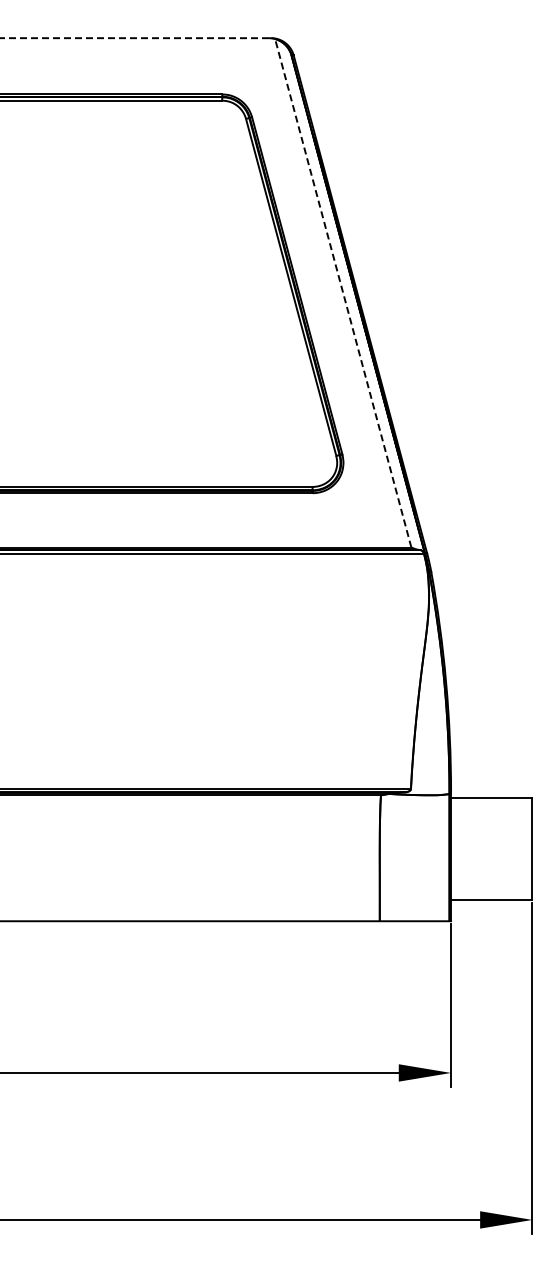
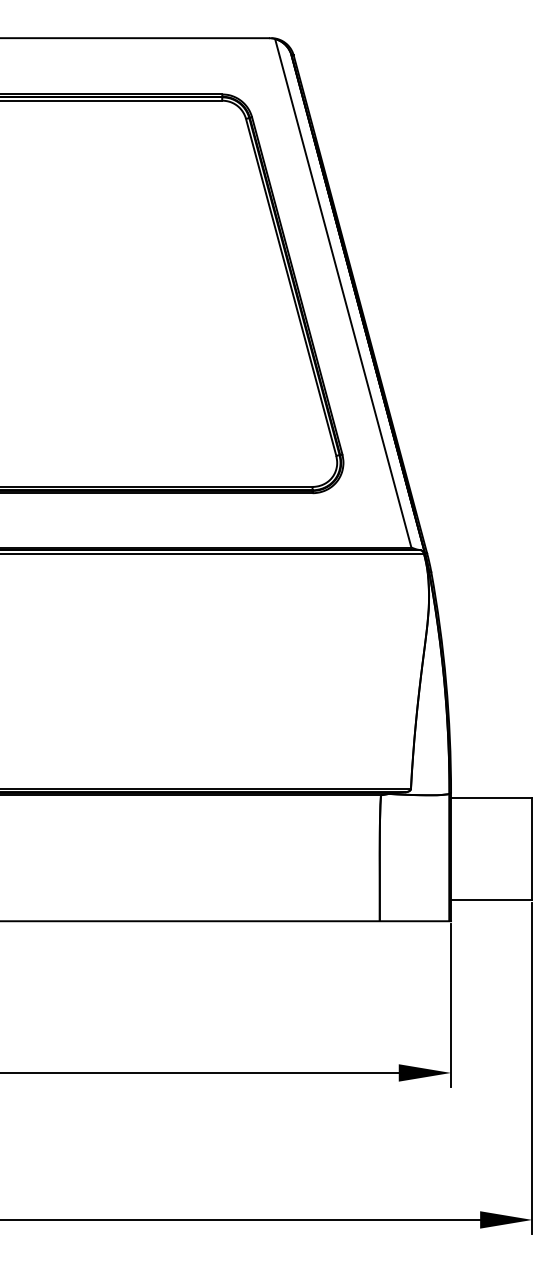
line: dashed -> solid (134, 38)
line: dashed -> solid (343, 292)
